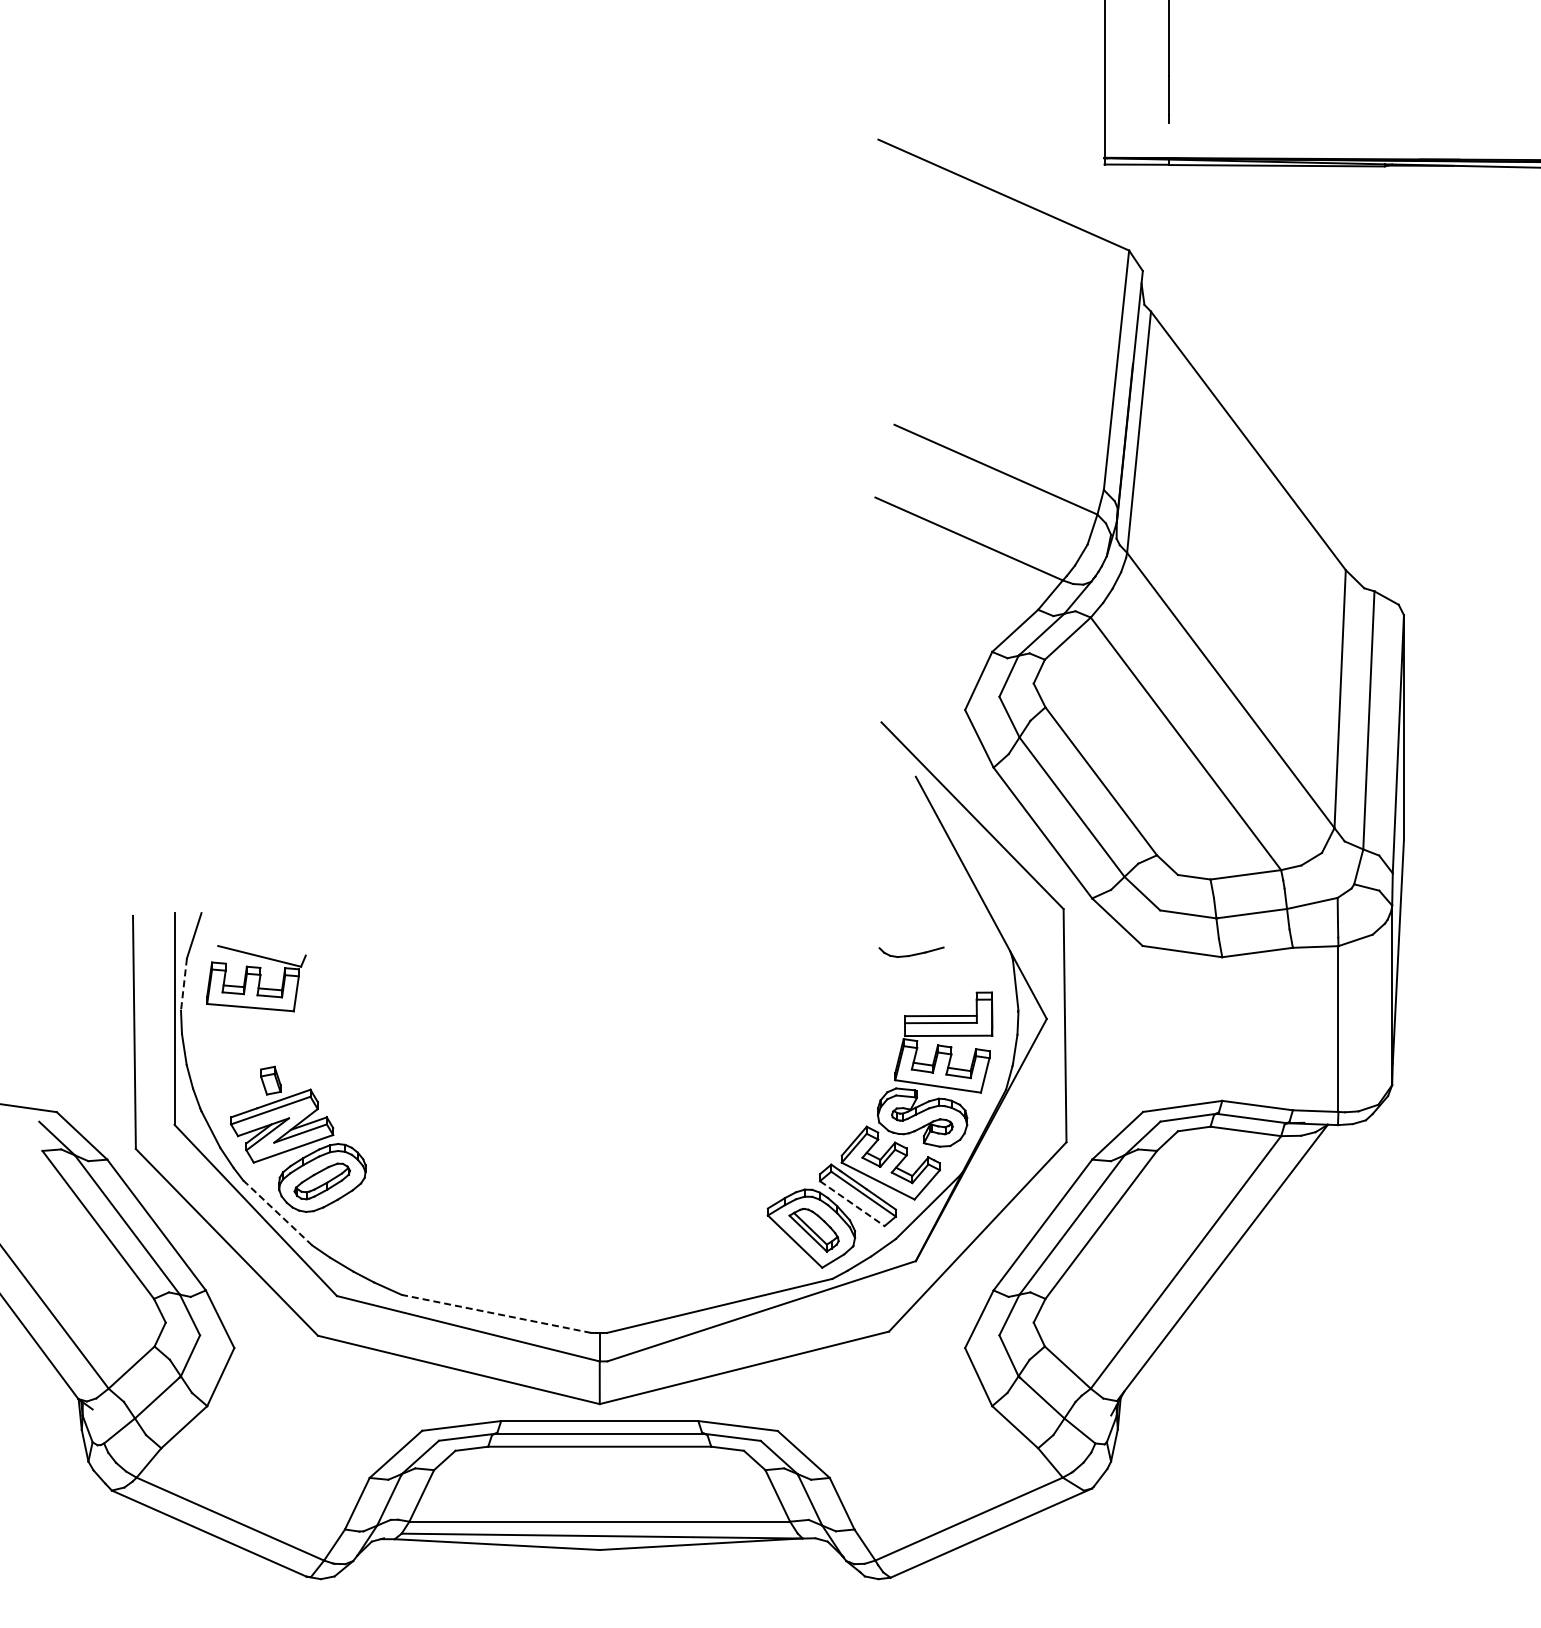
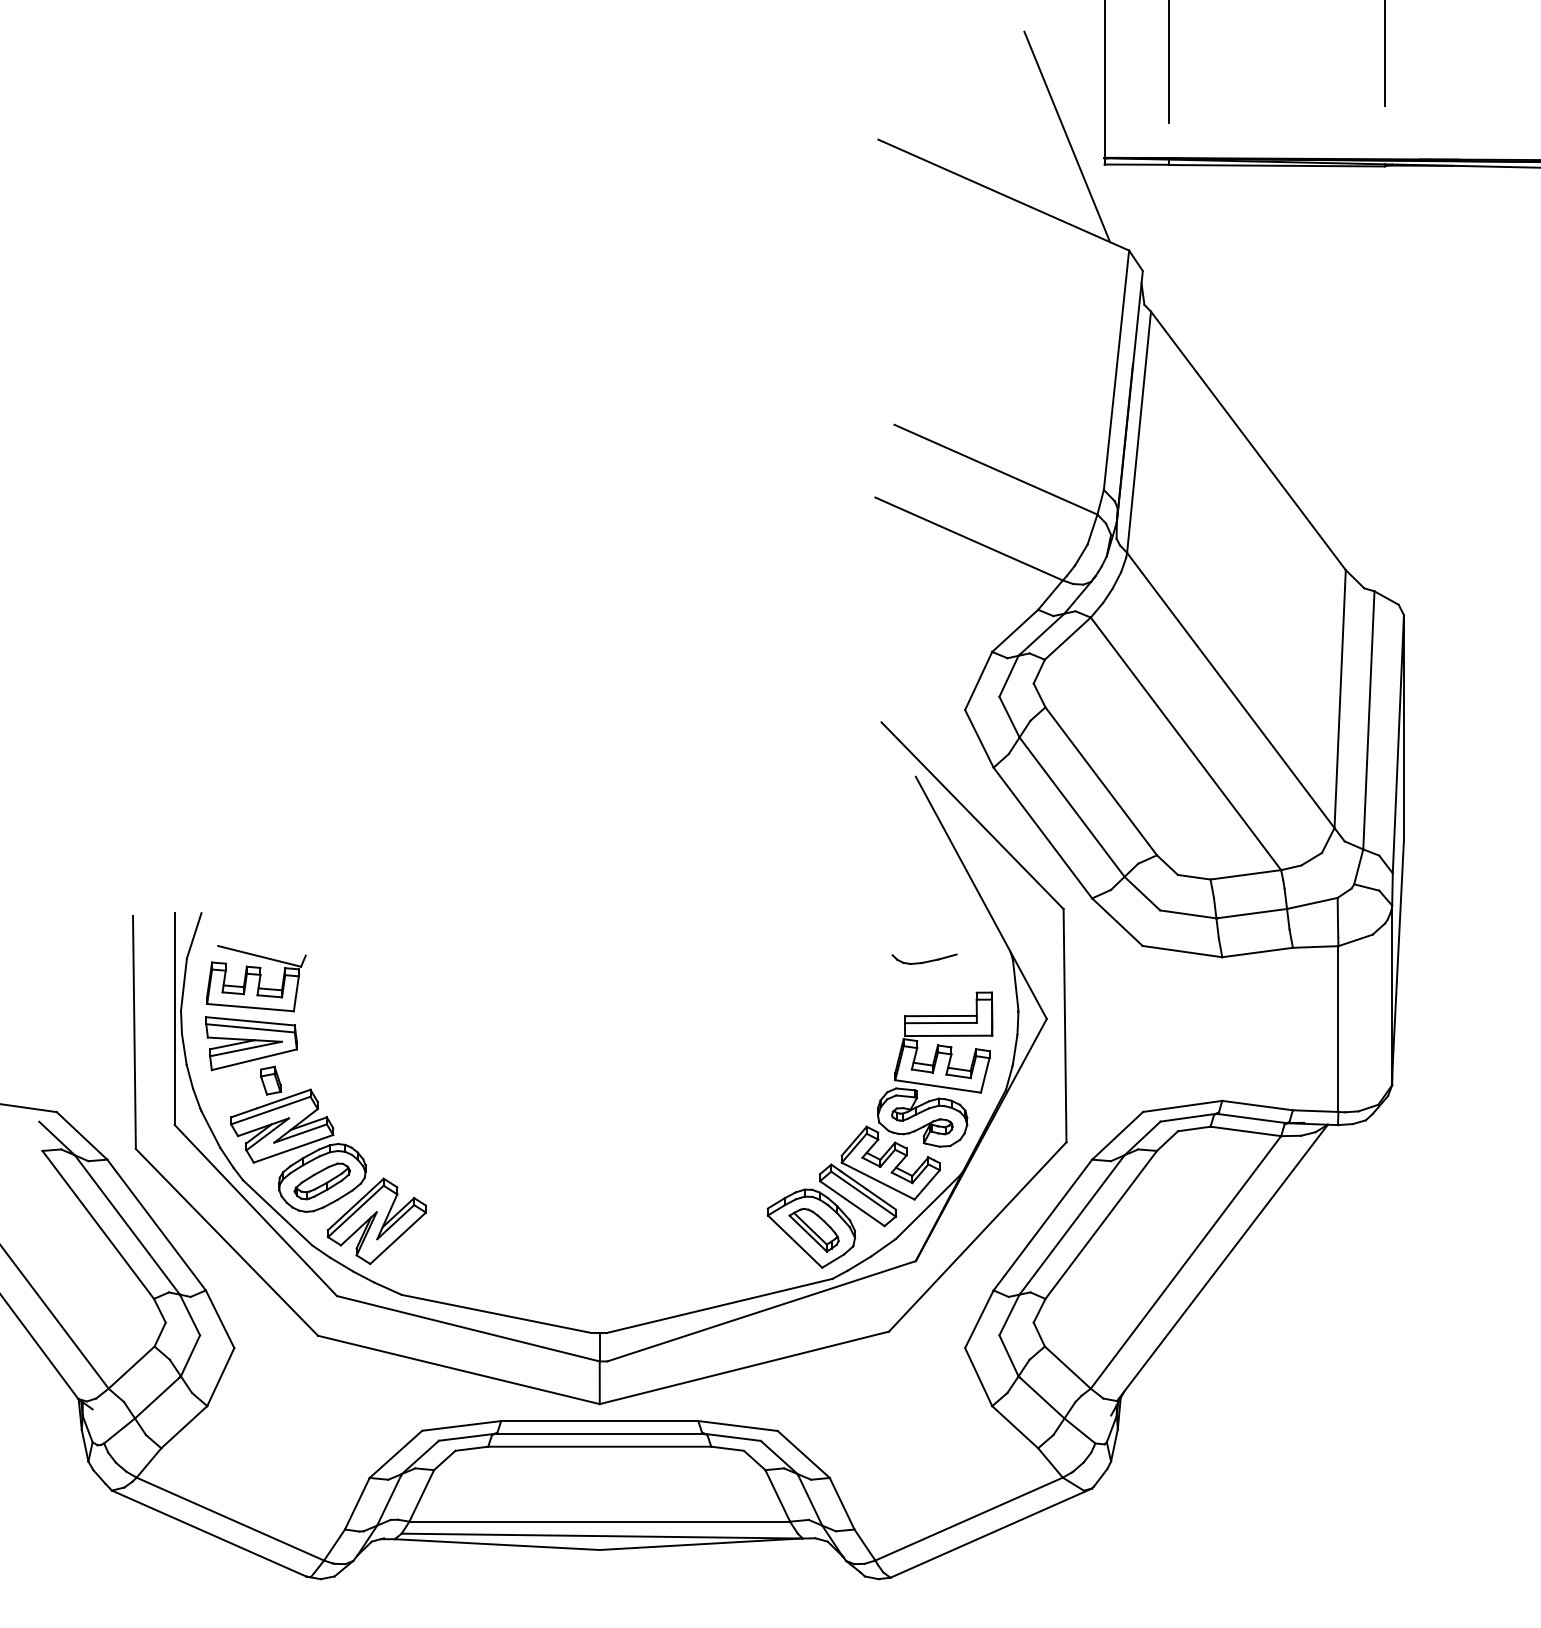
line: none -> present (1384, 54)
line: none -> present (1067, 136)
part position: (911, 951) -> (924, 958) (924, 958)
line: dashed -> solid (183, 985)
part: none -> present (251, 1043)
line: dashed -> solid (852, 1203)
line: dashed -> solid (277, 1212)
part: none -> present (376, 1221)
line: dashed -> solid (496, 1313)
